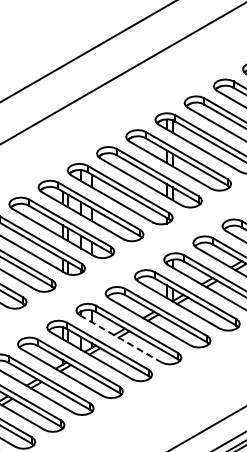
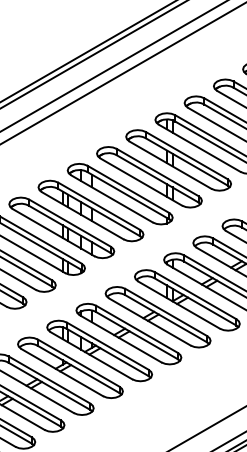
line: none -> present (93, 54)
line: none -> present (113, 66)
line: dashed -> solid (121, 339)
